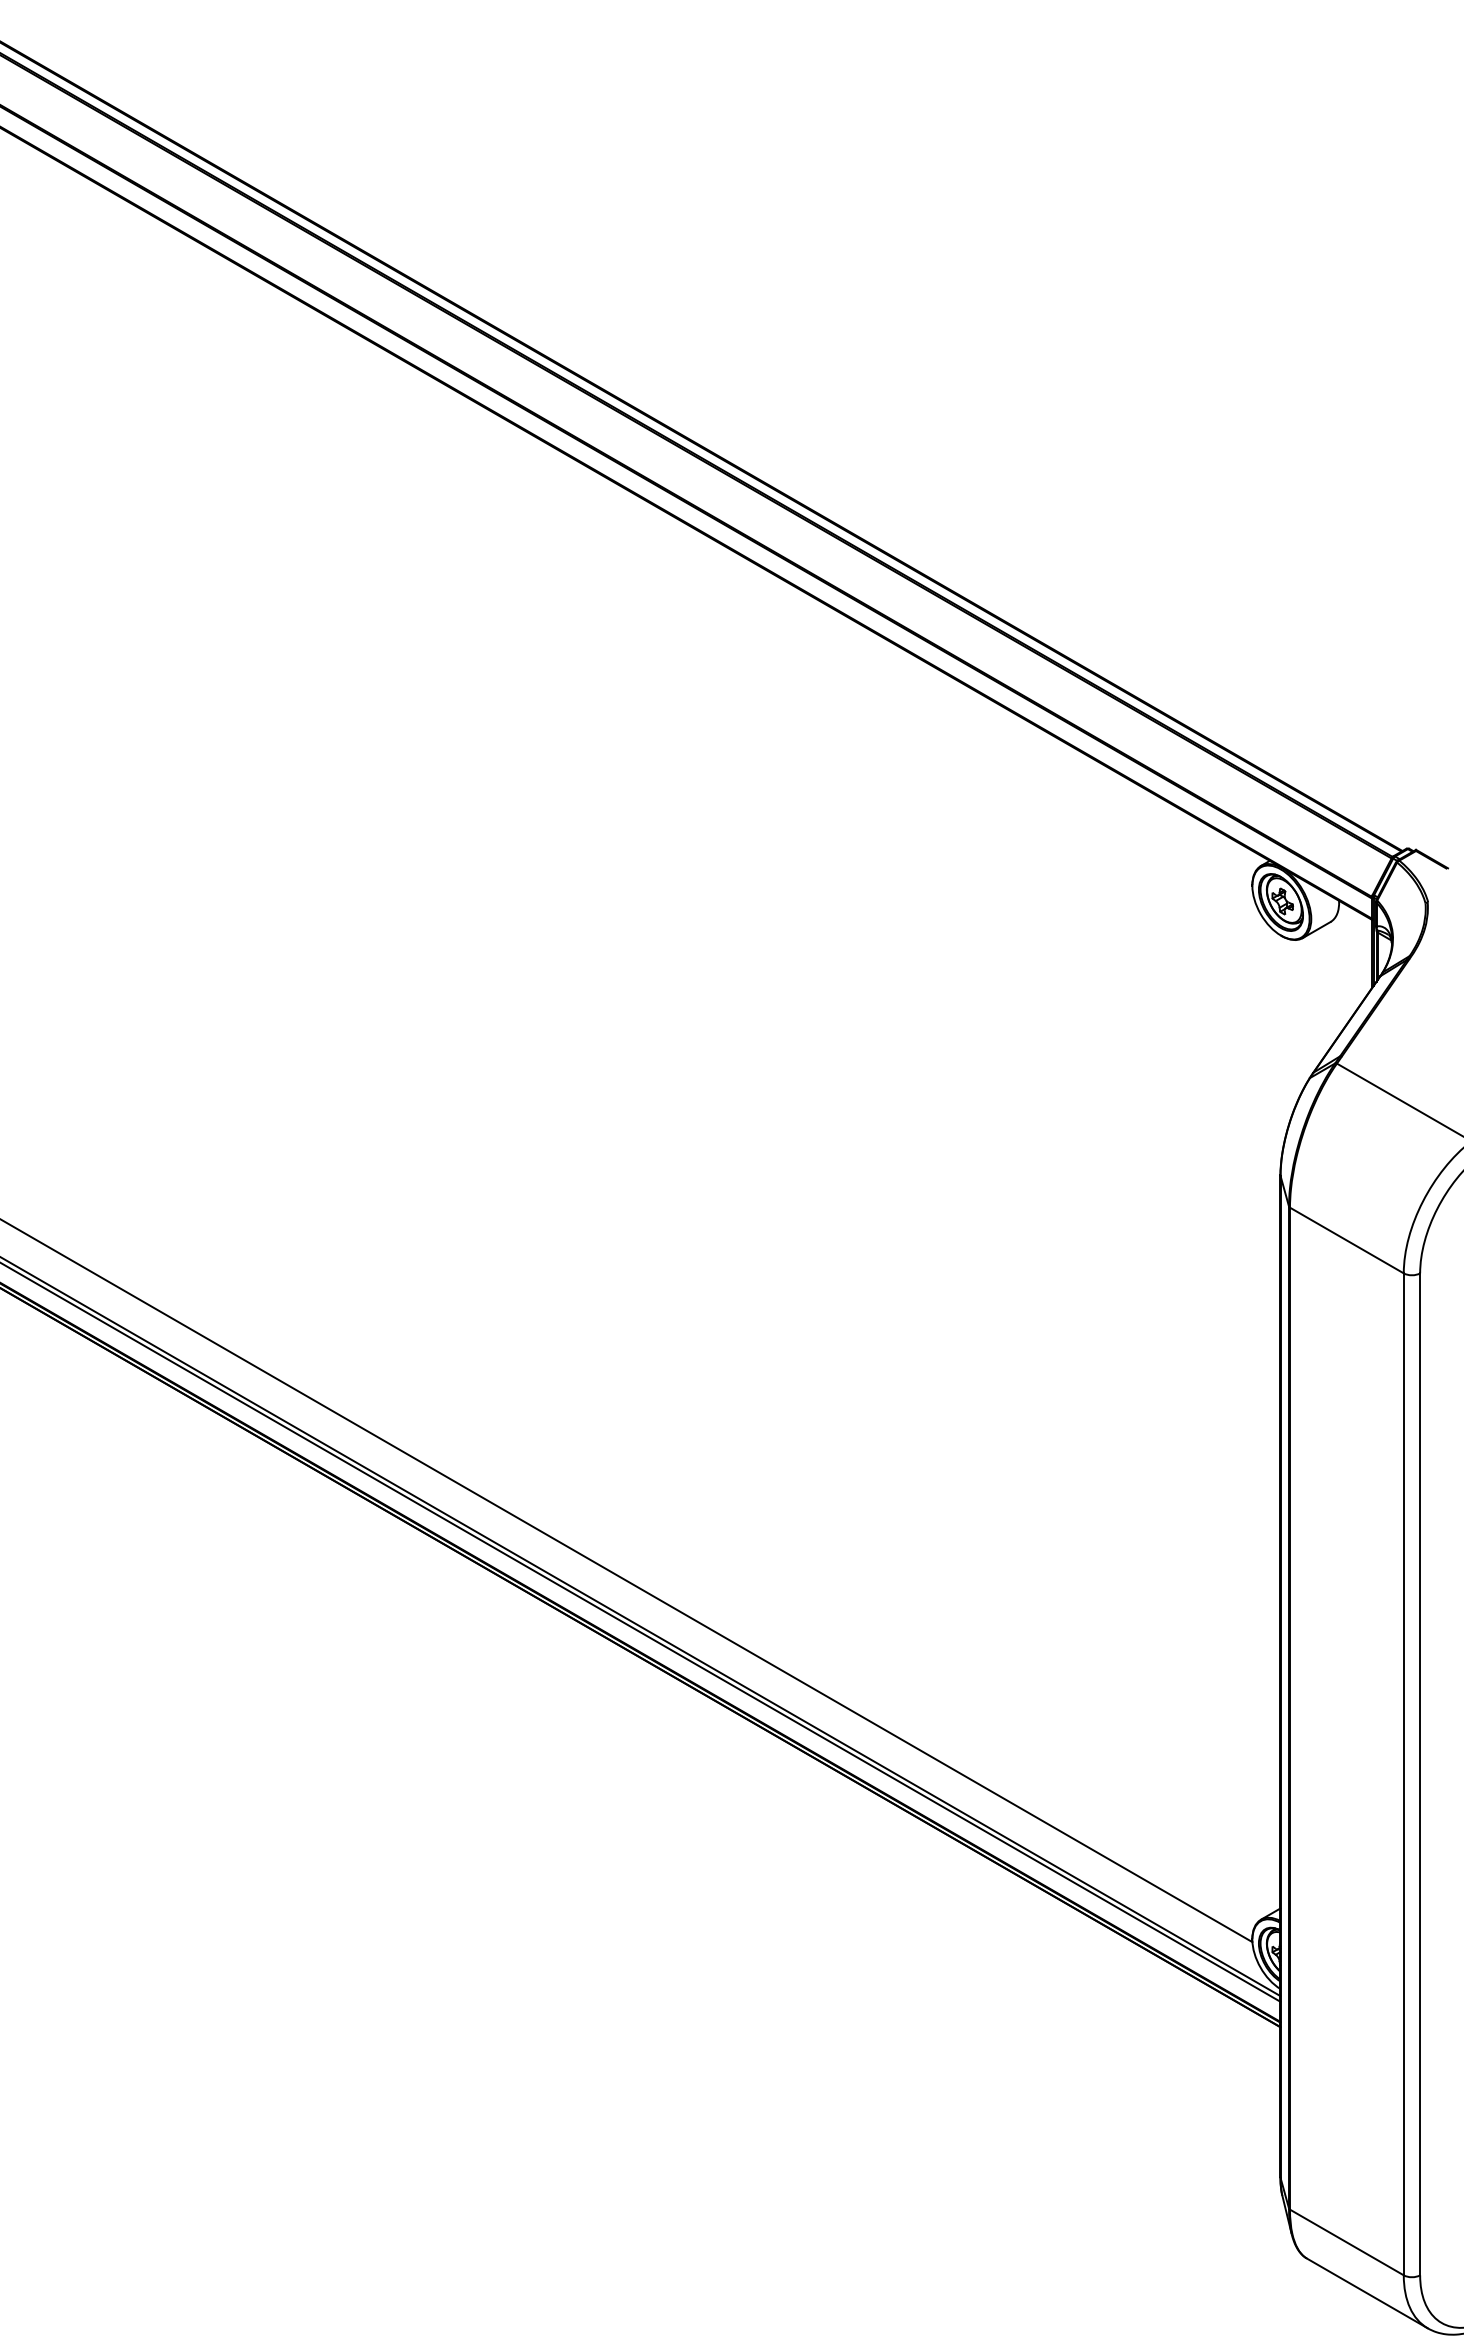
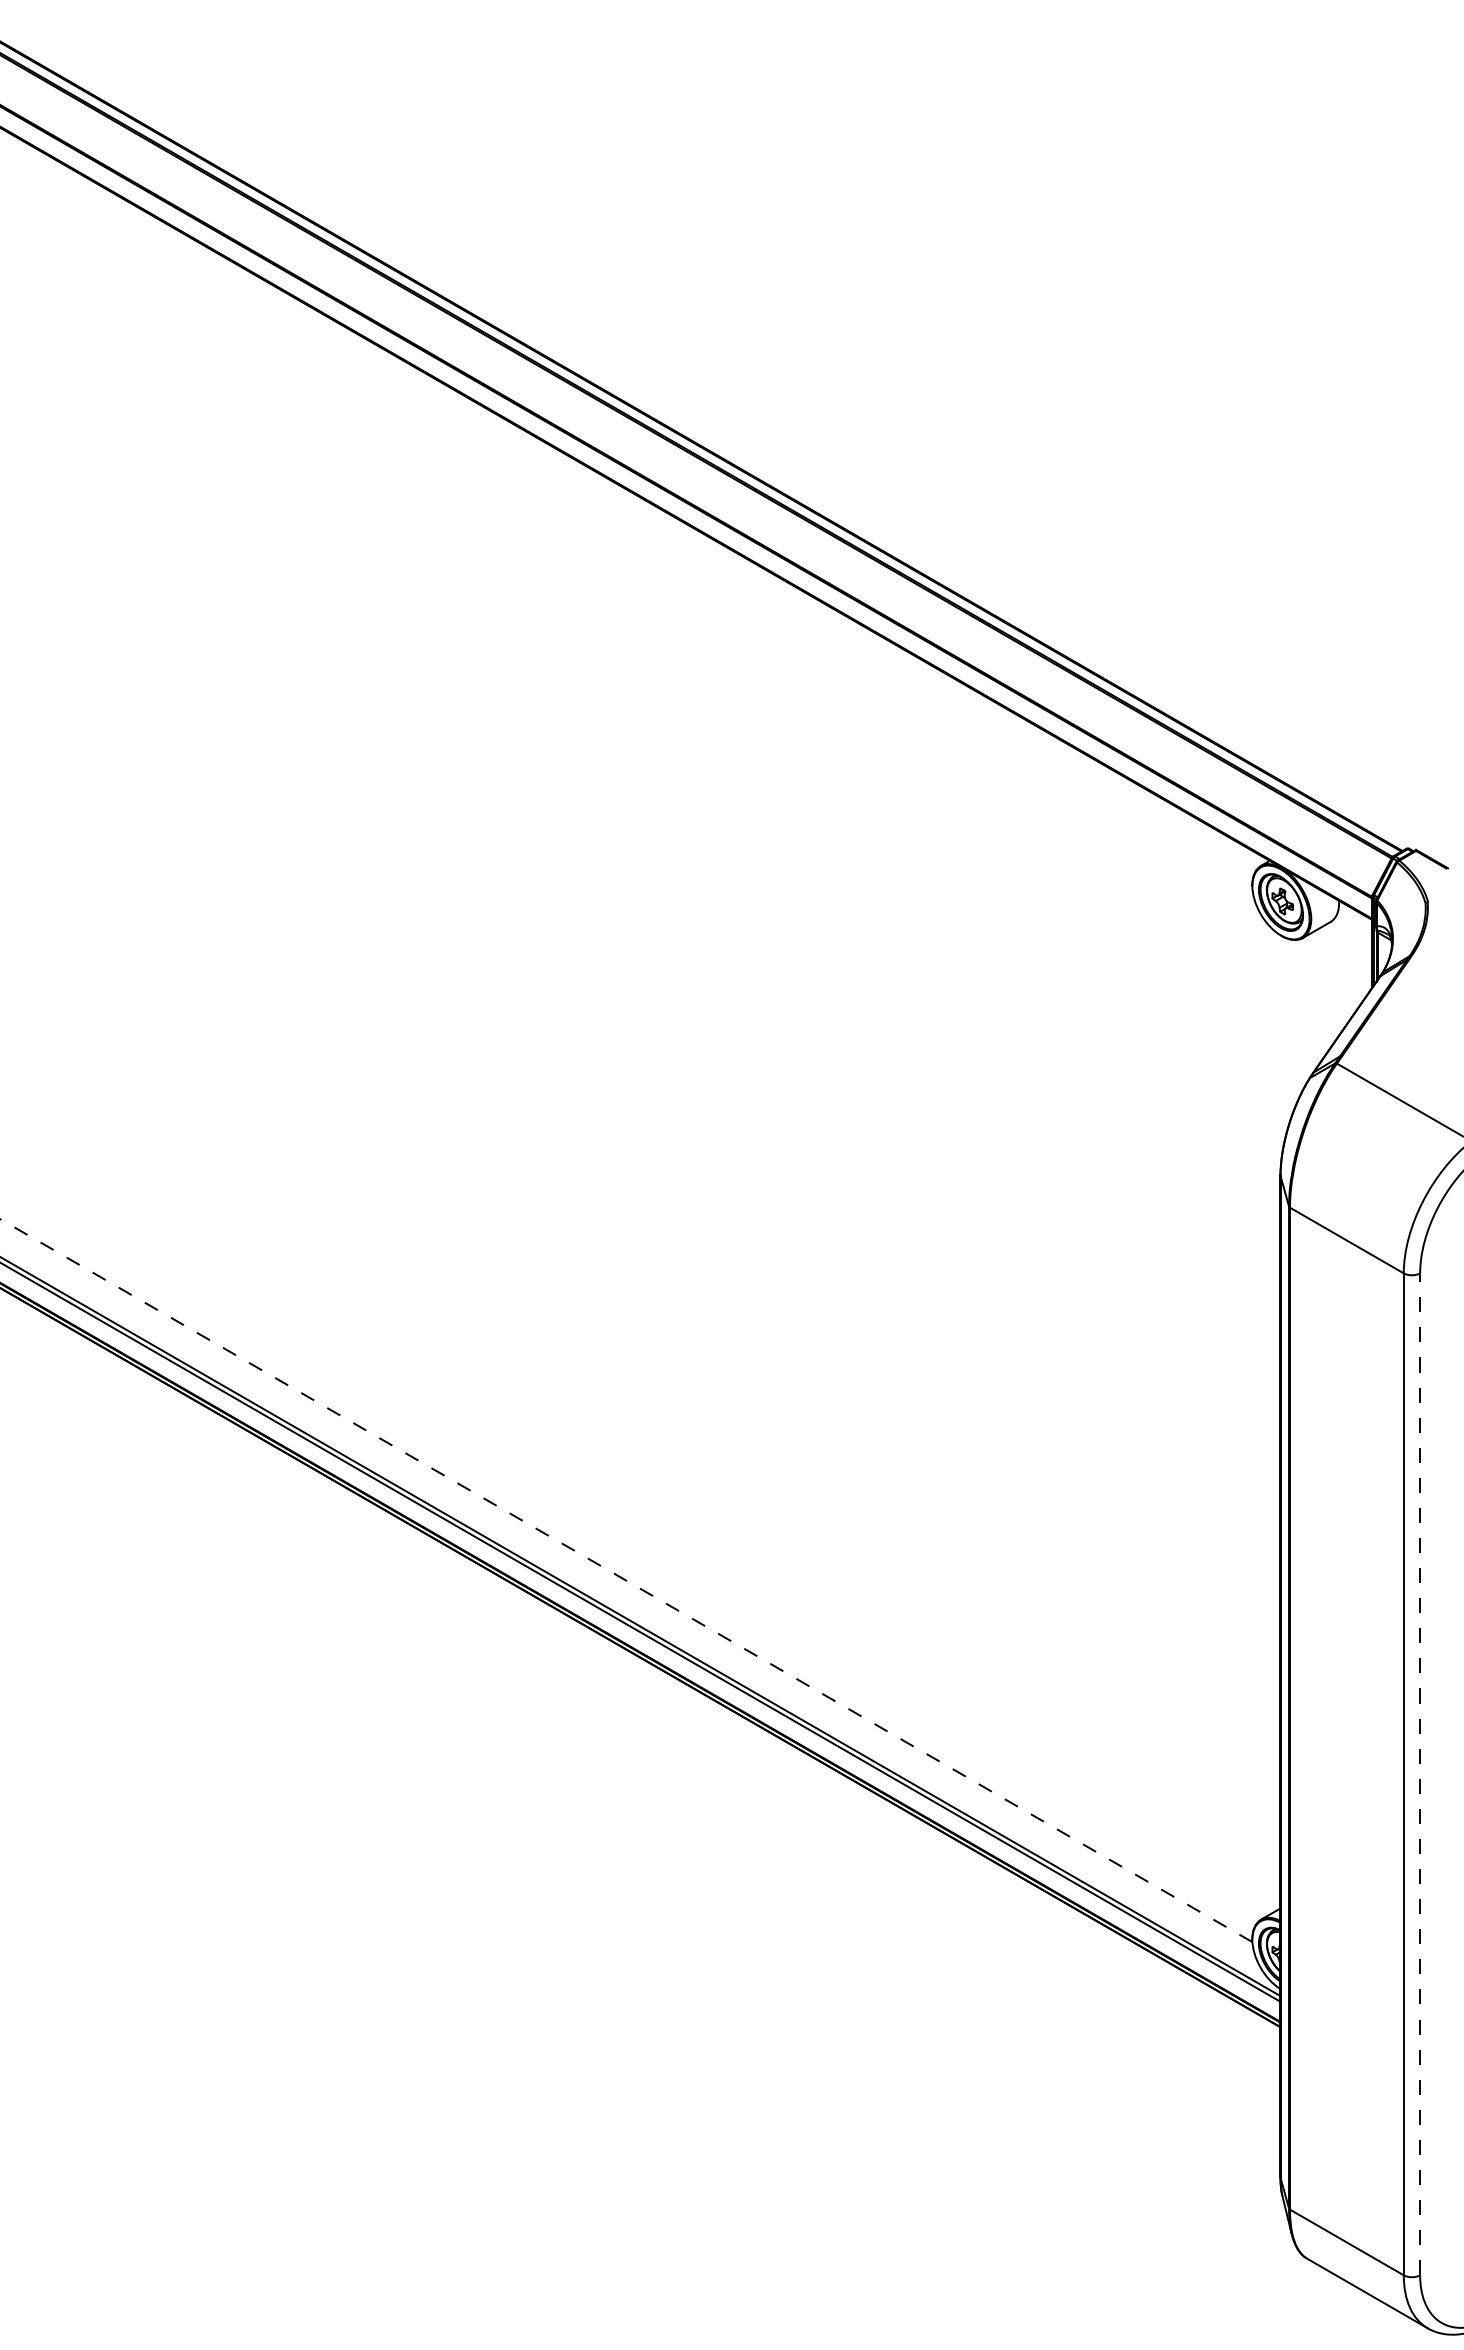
line: solid -> dashed (626, 1580)
line: solid -> dashed (1420, 1774)
